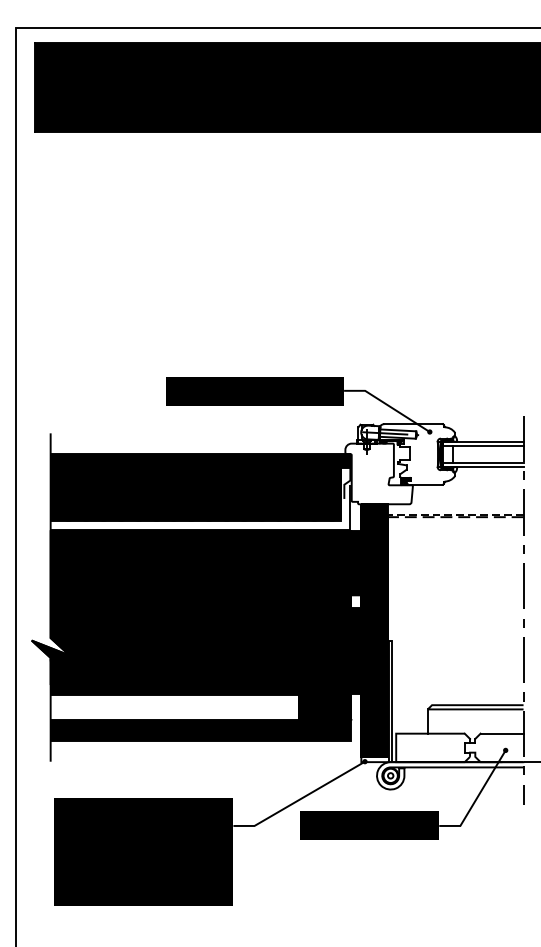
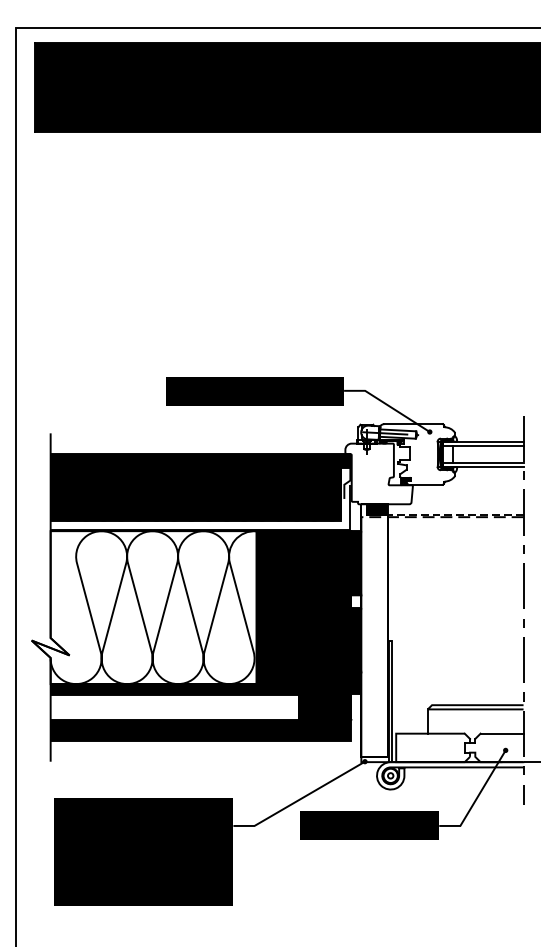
fill: present -> none (143, 607)
fill: present -> none (374, 630)
